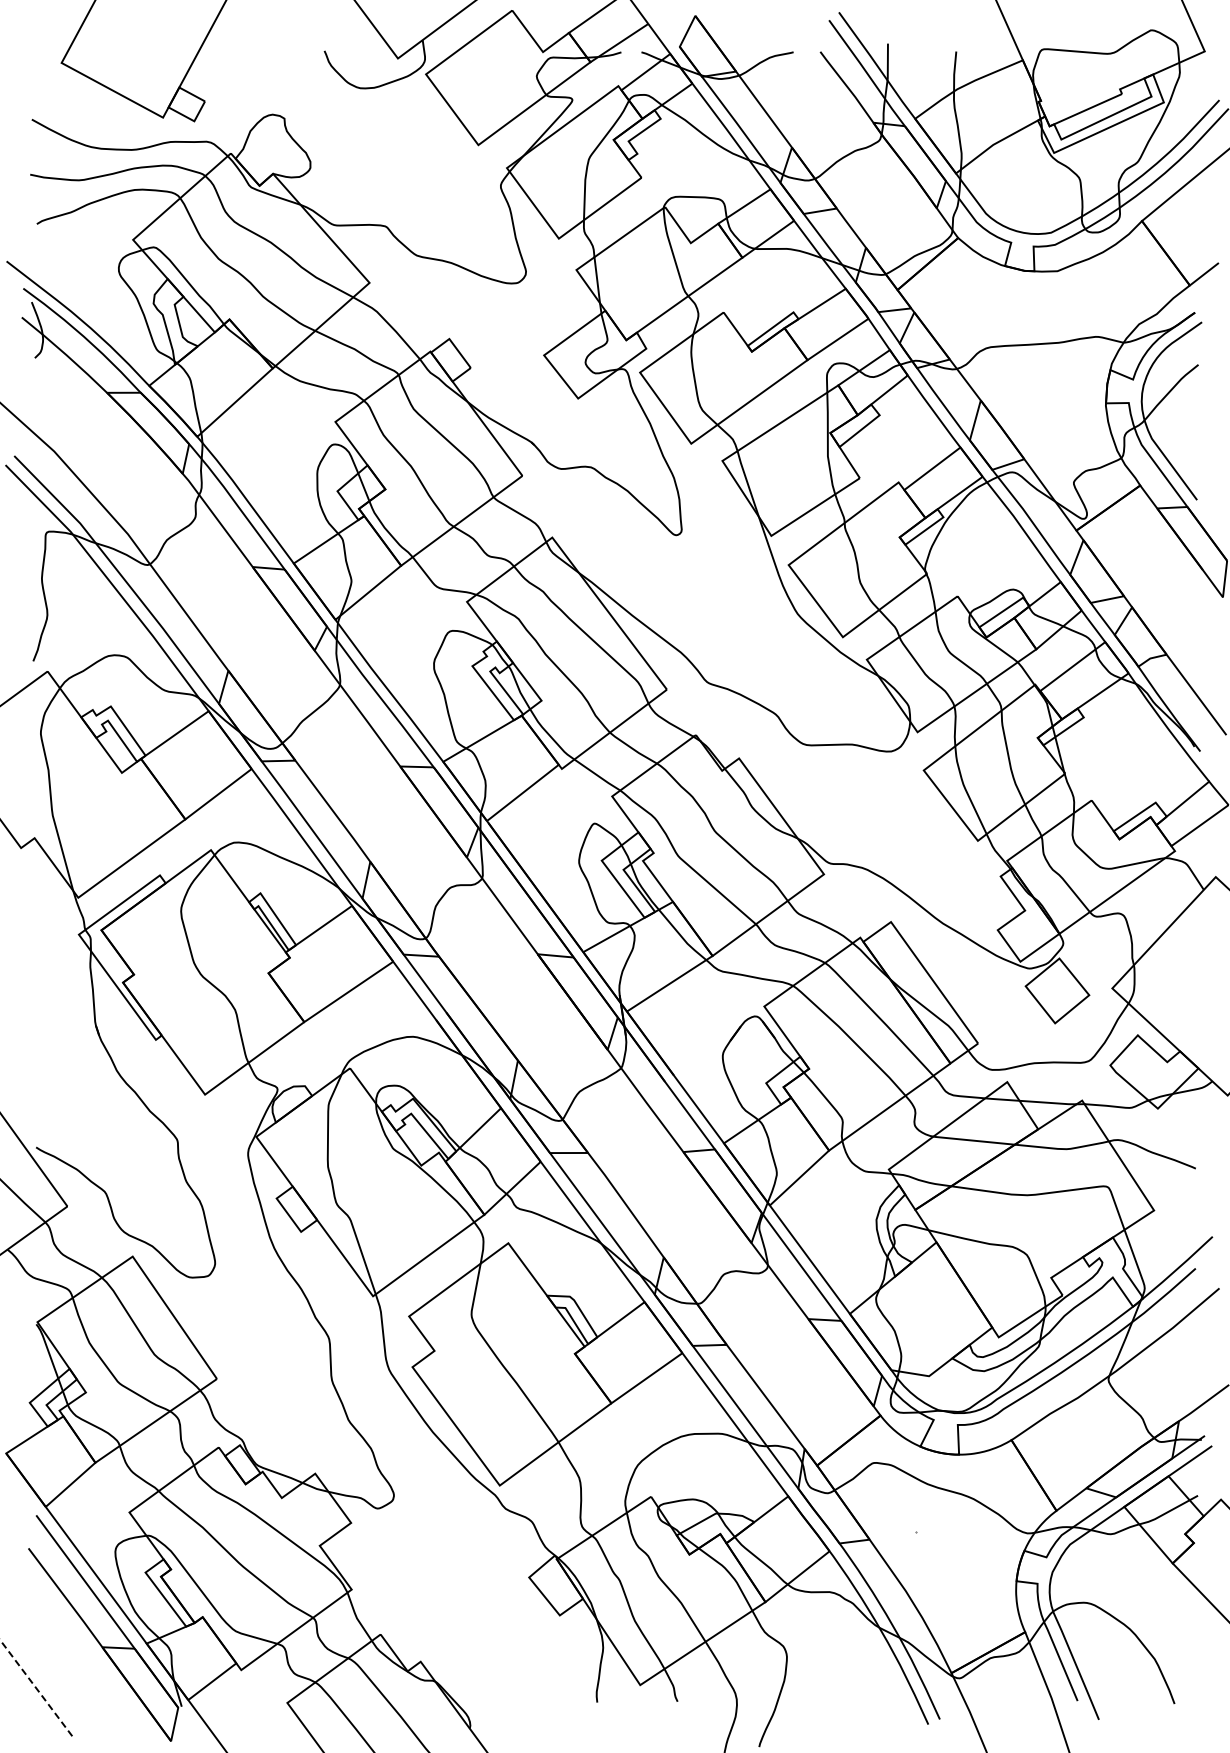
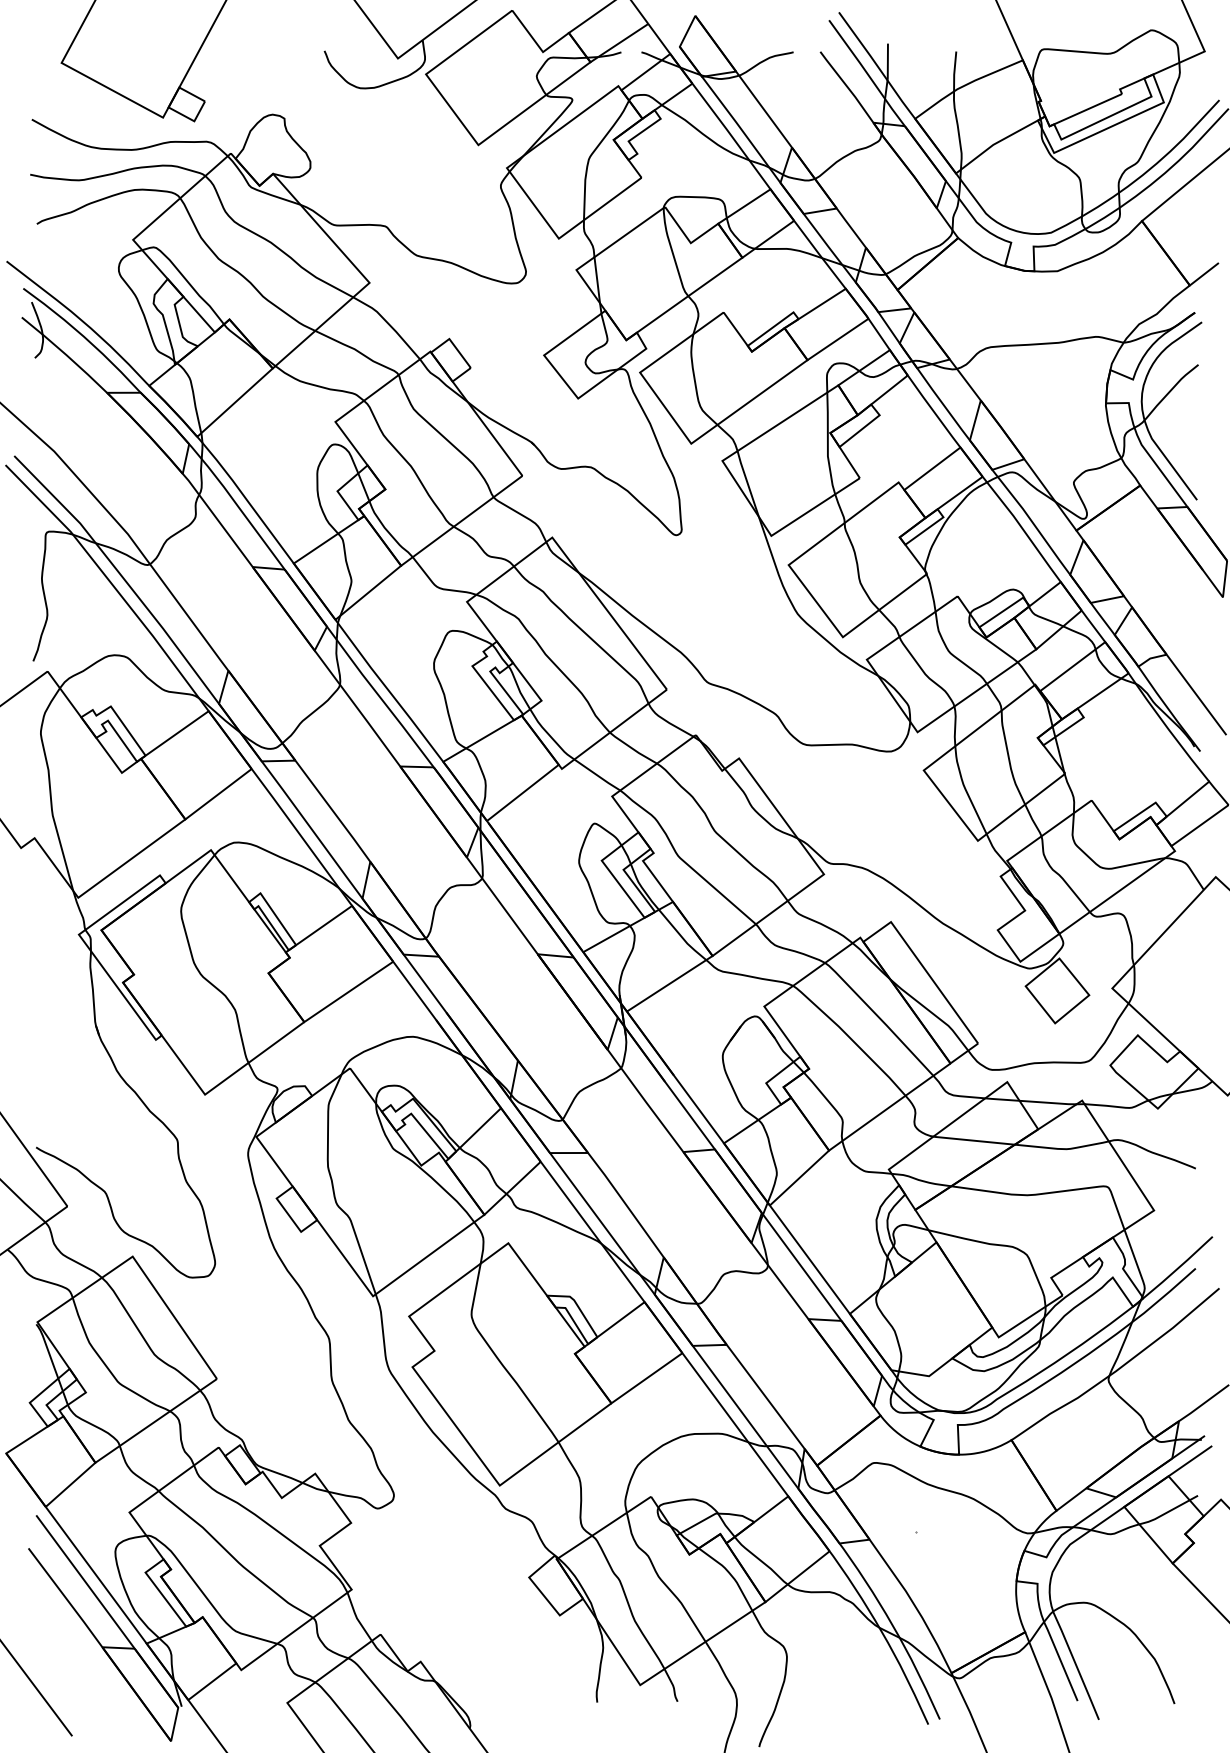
line: dashed -> solid (35, 1687)
